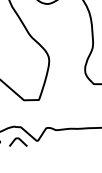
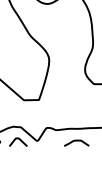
curve: none -> present (76, 141)
